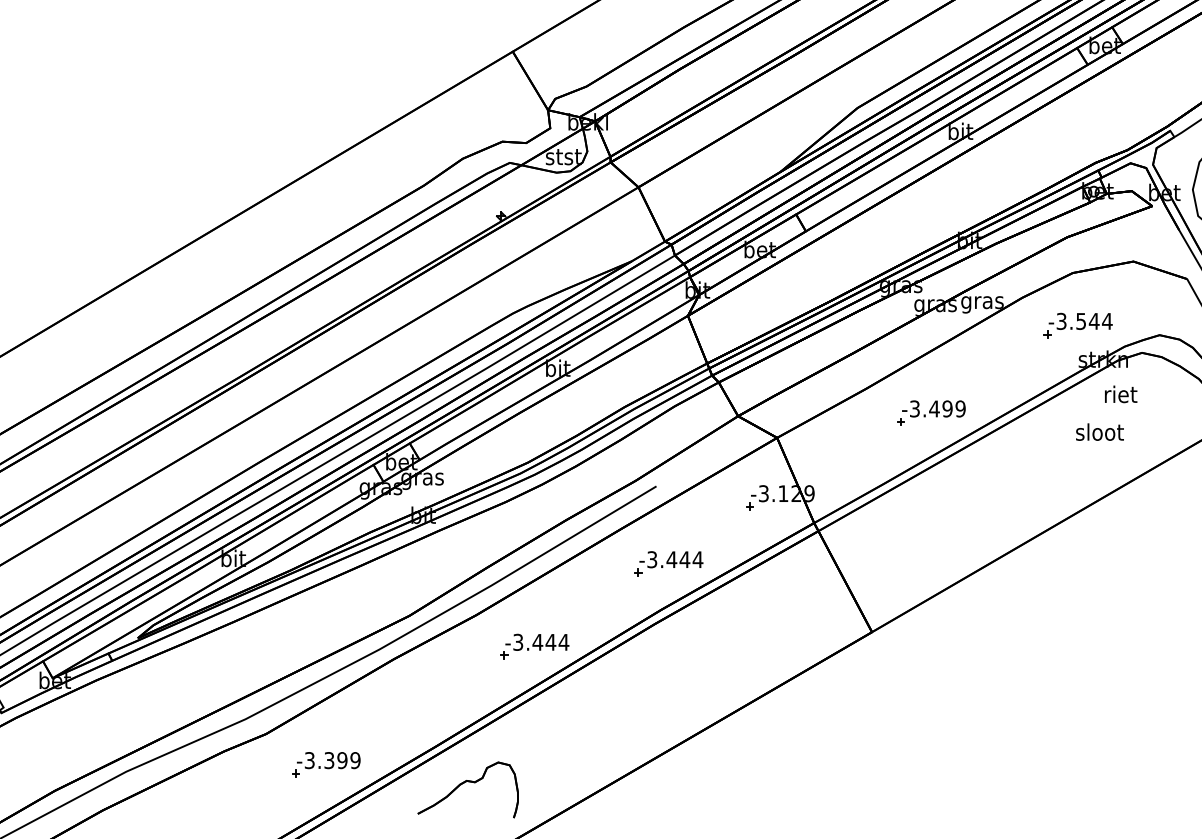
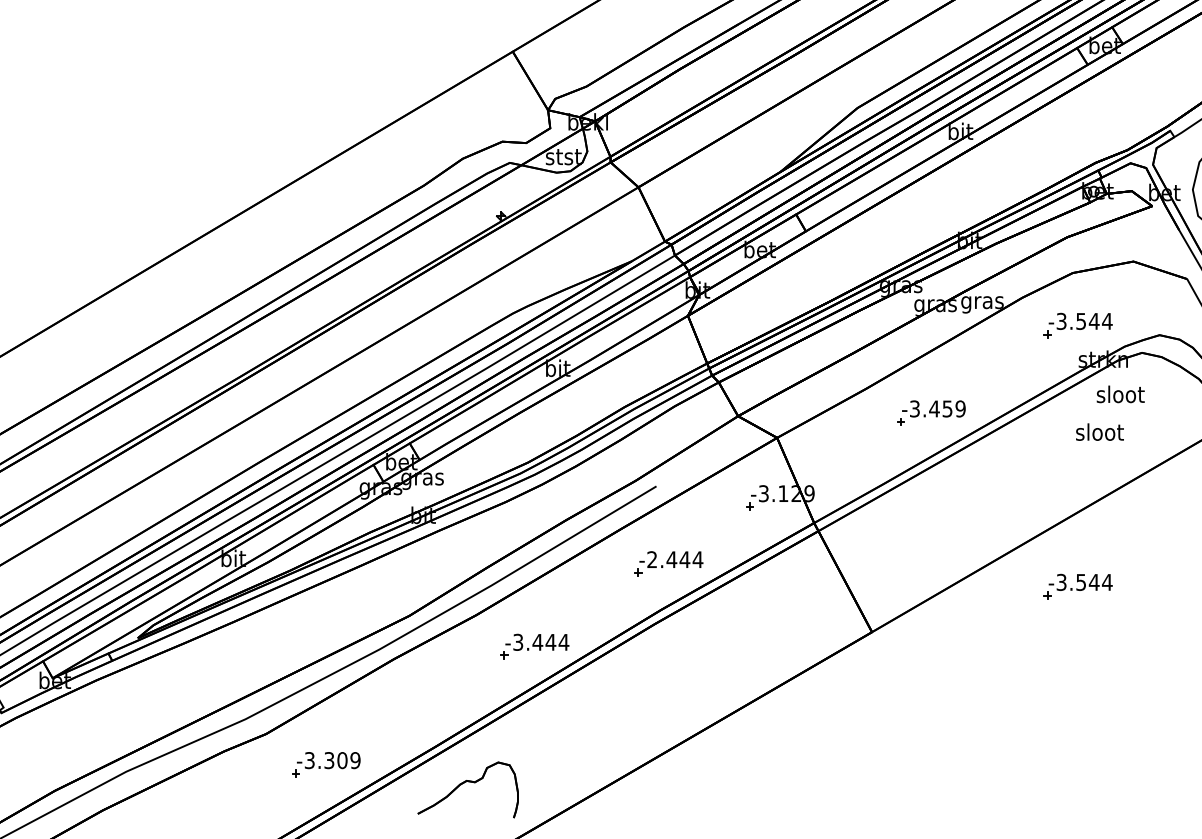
text: riet -> sloot (1120, 394)
text: -3.499 -> -3.459 (947, 408)
text: -3.444 -> -2.444 (652, 559)
part: none -> present (1077, 586)
text: -3.399 -> -3.309 (342, 760)
